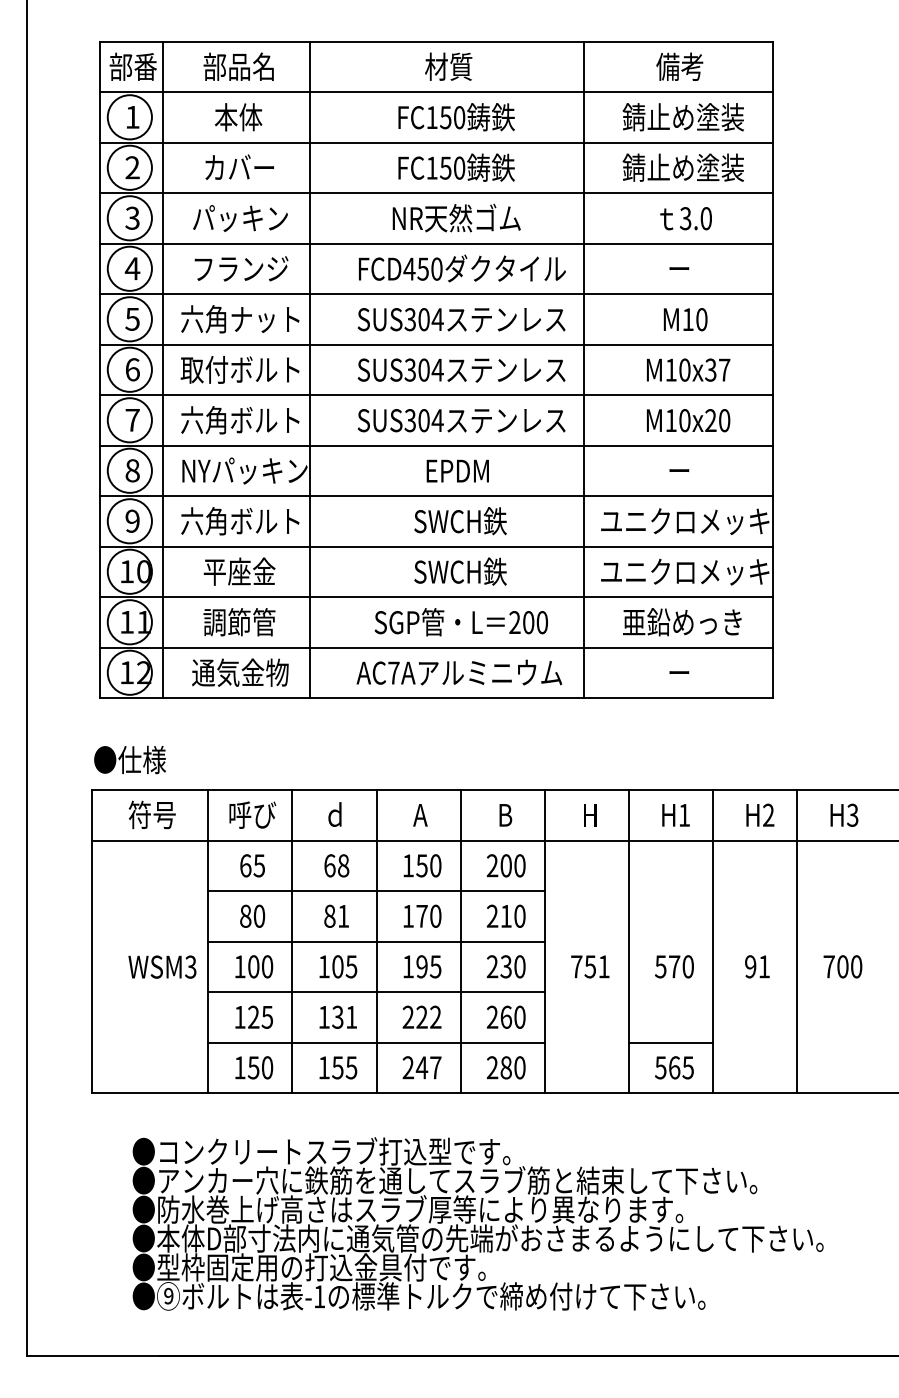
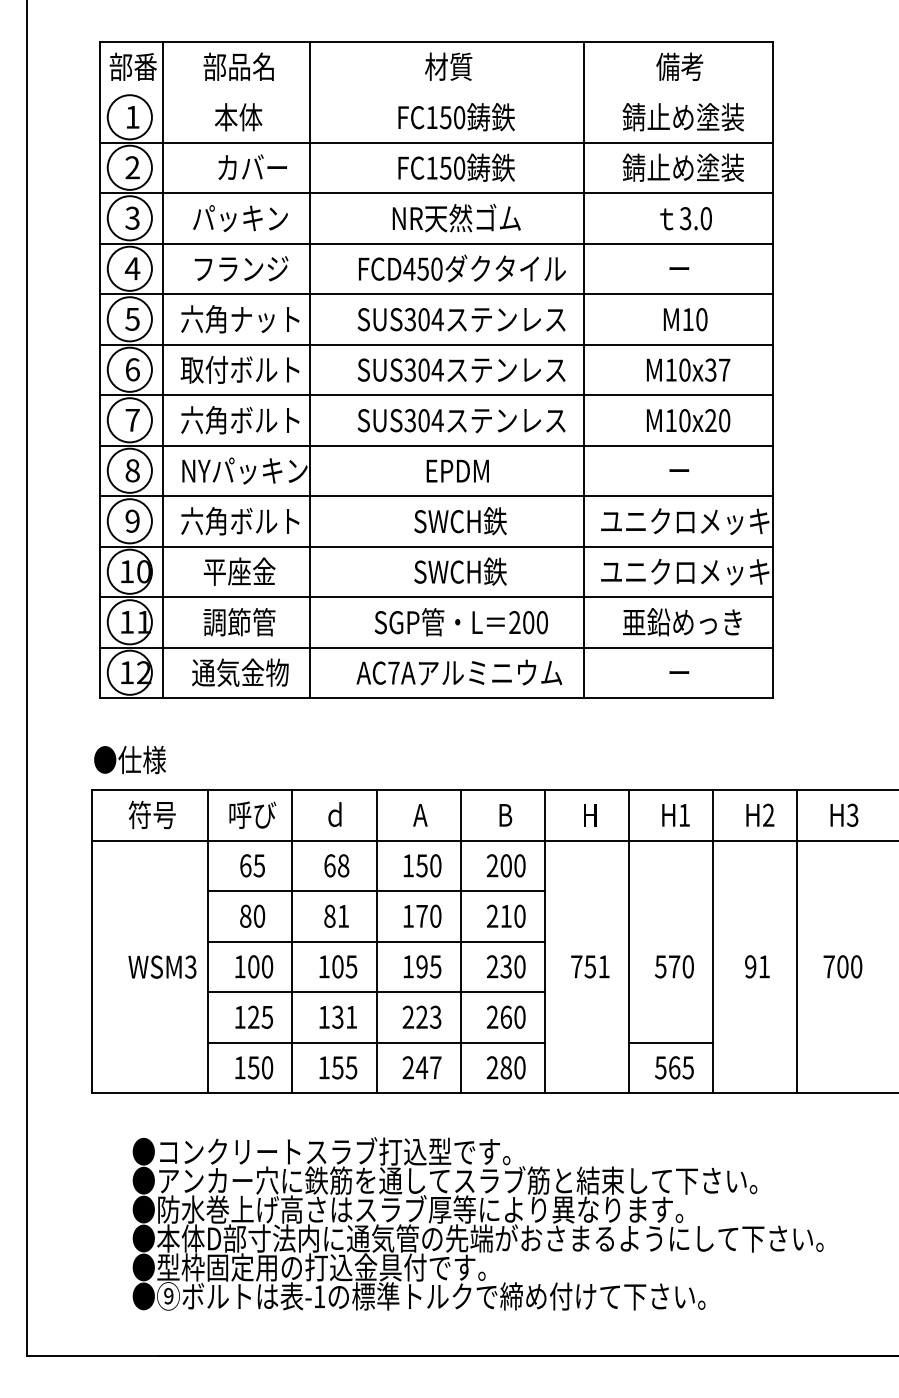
line: present -> none (436, 92)
text position: (239, 166) -> (252, 166) (252, 166)
text: 222 -> 223 (435, 1017)
